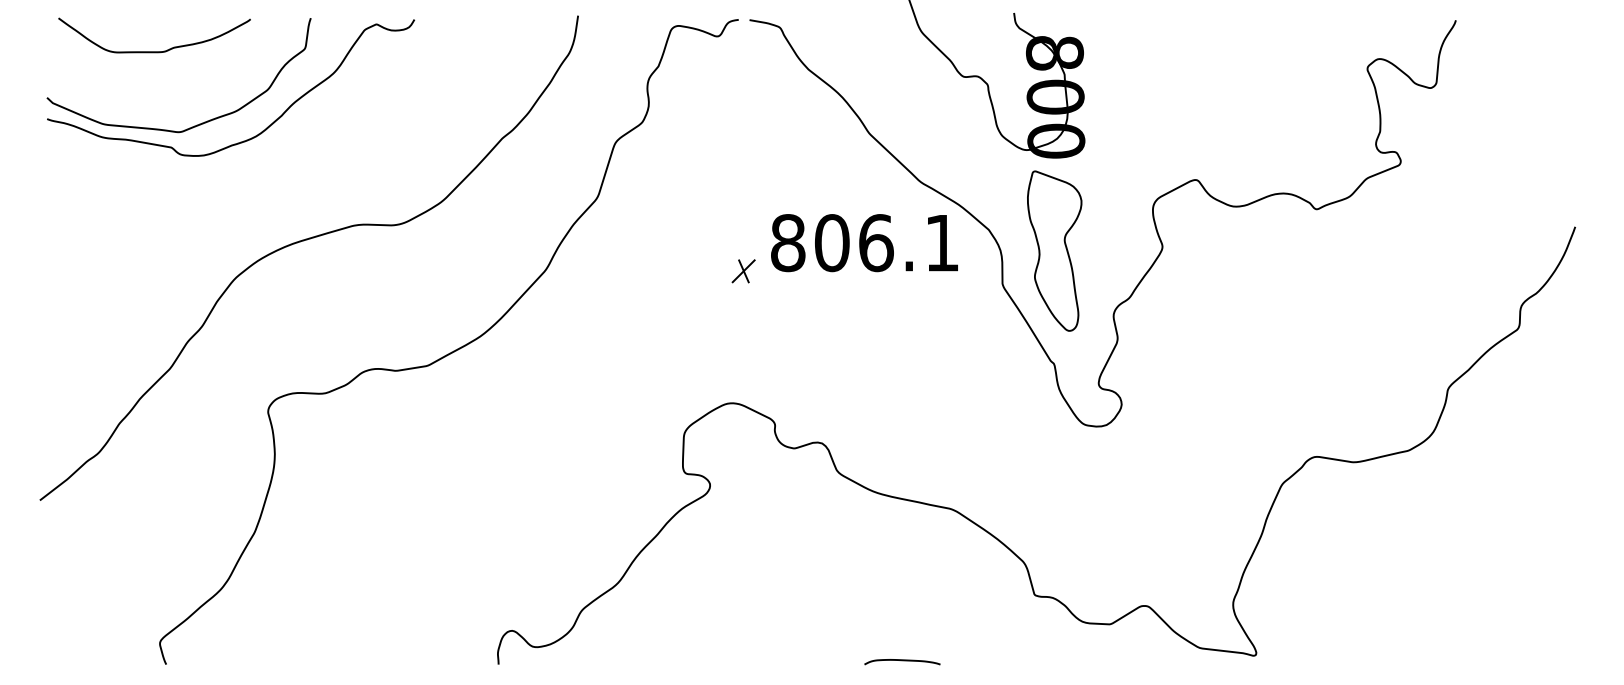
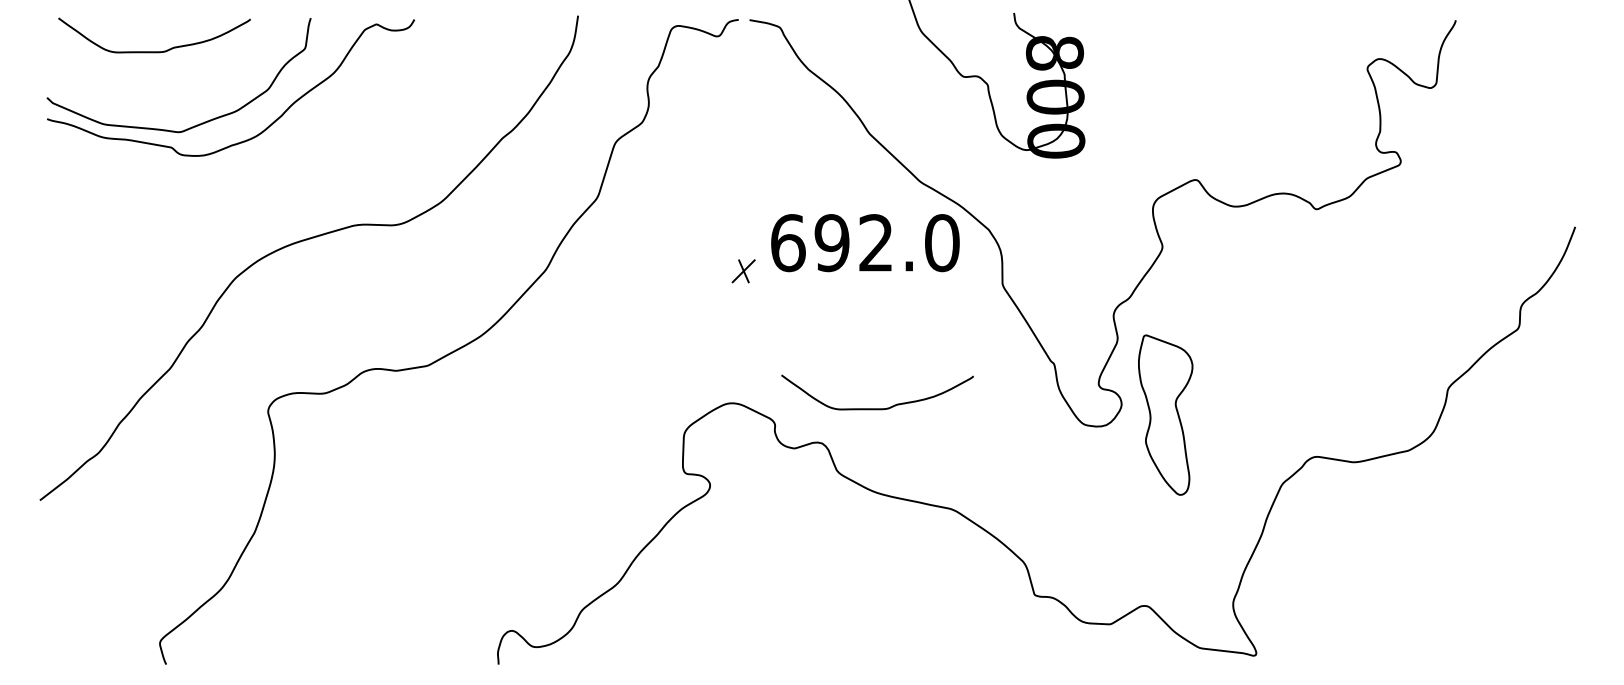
text: 806.1 -> 692.0 (865, 243)
part position: (1054, 250) -> (1165, 414) (1165, 414)
curve: none -> present (877, 408)
curve: present -> none (902, 661)
